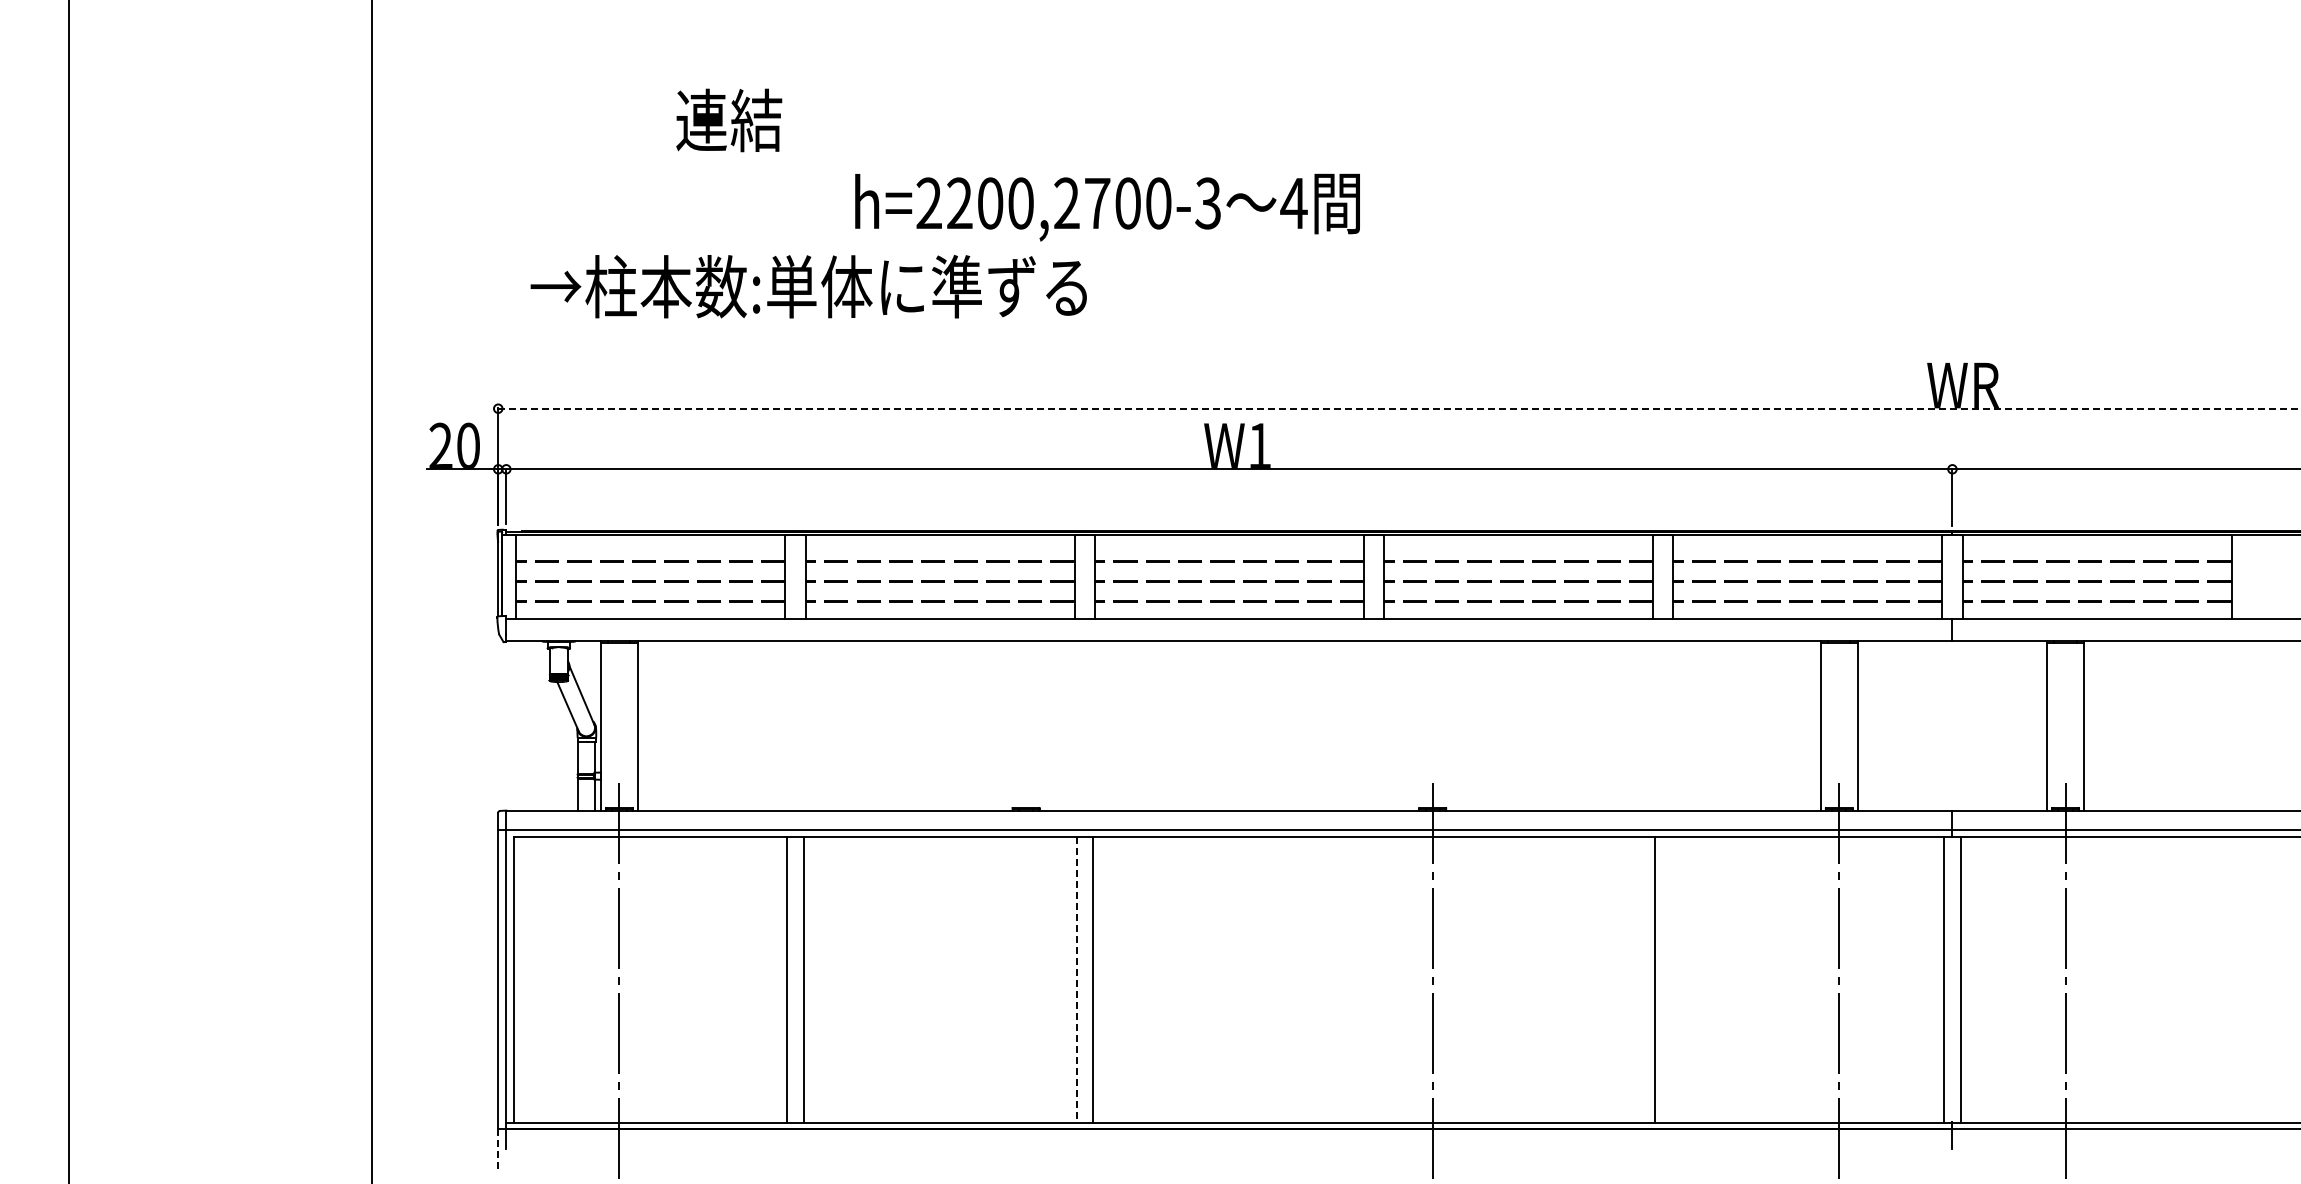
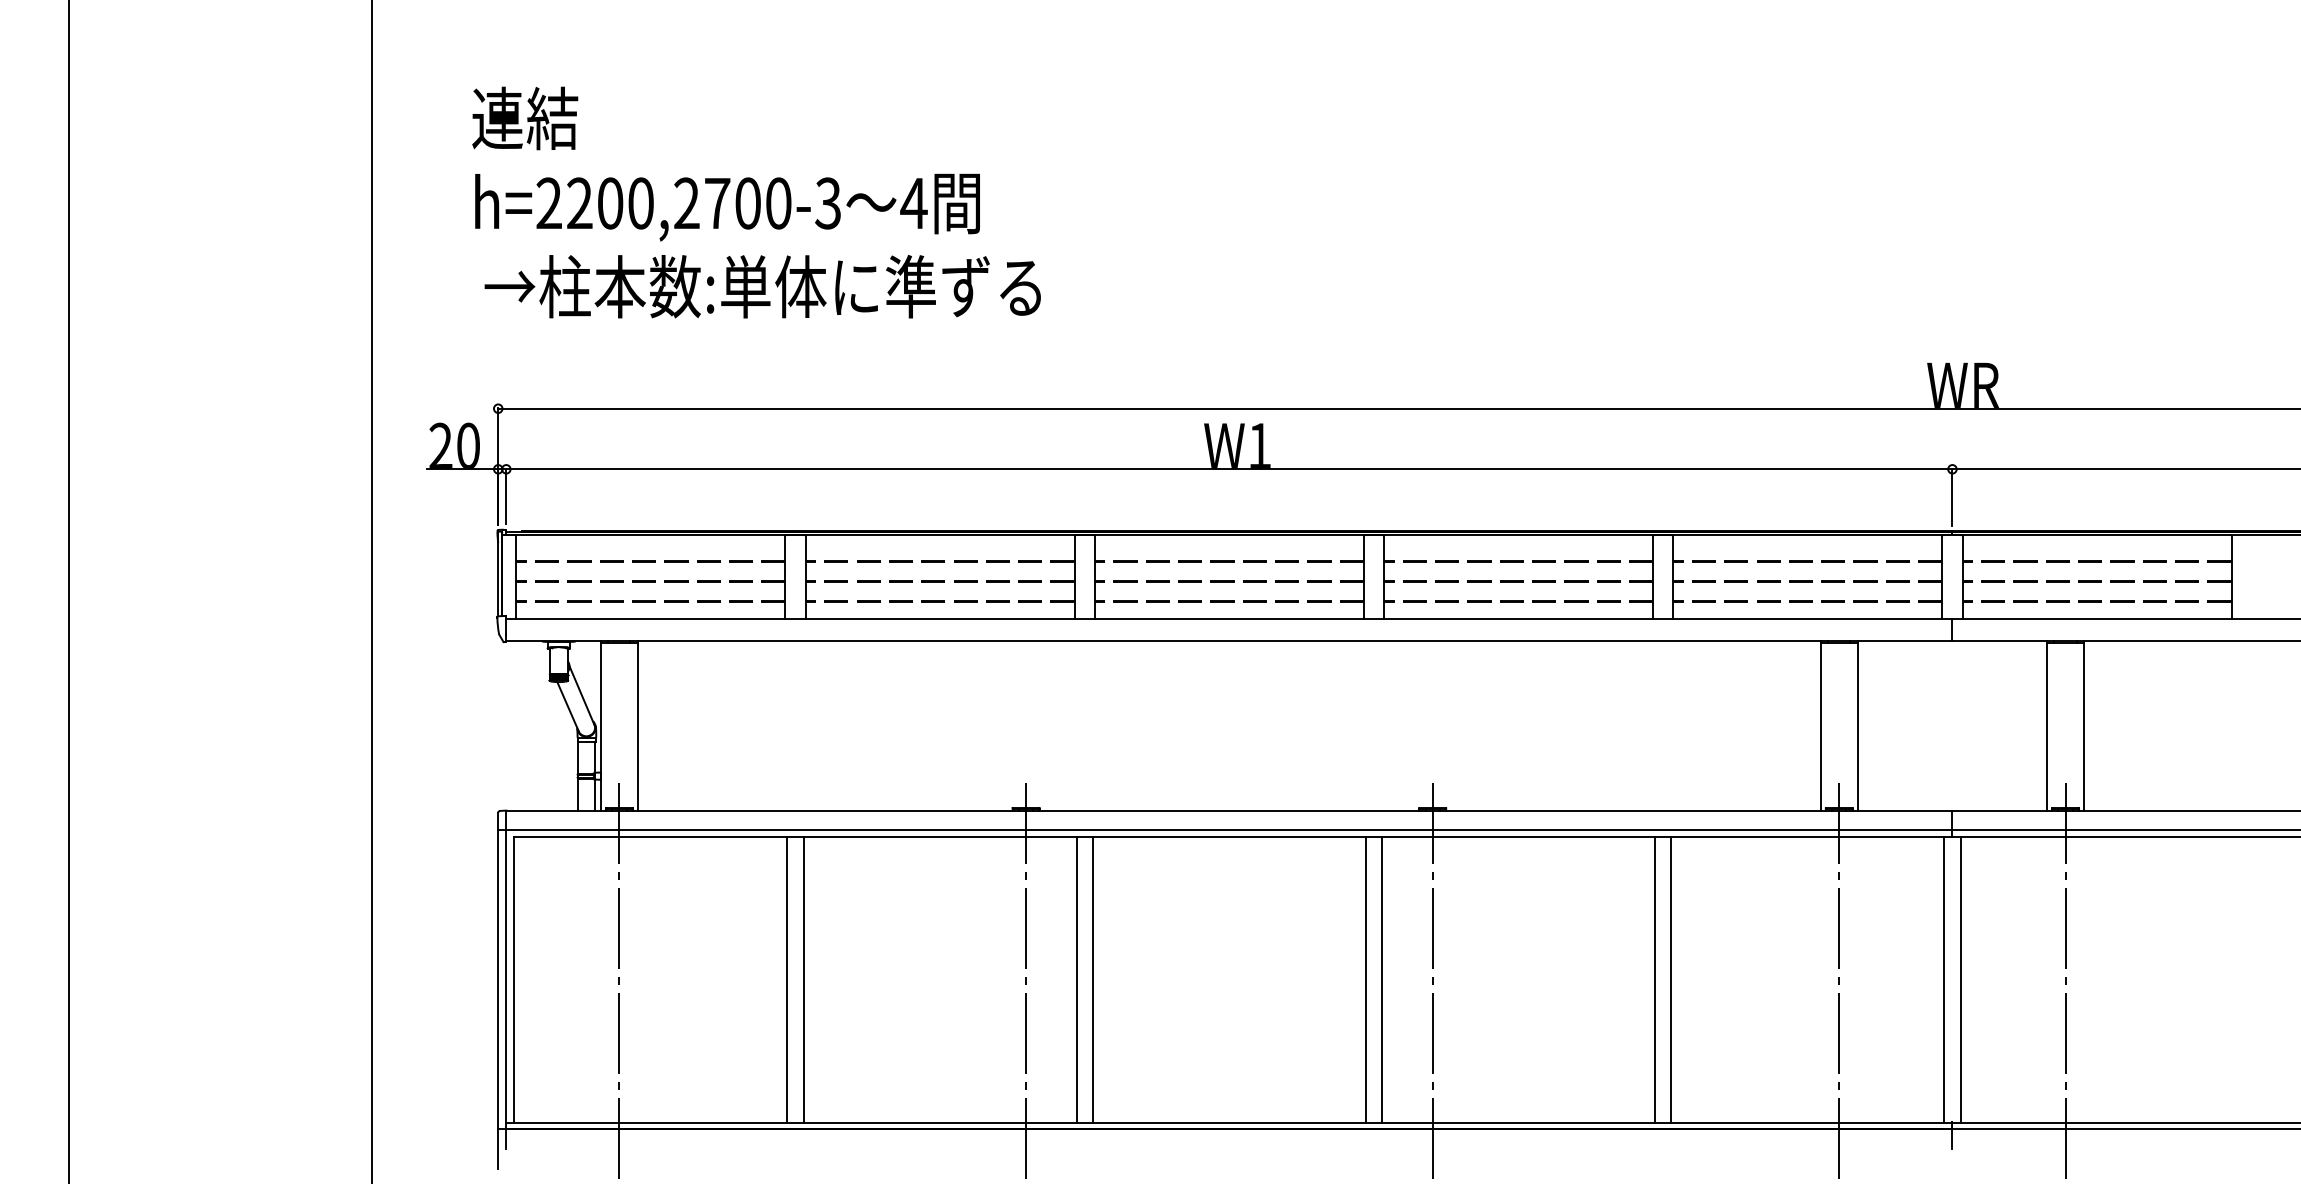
text position: (729, 120) -> (525, 118) (525, 118)
text position: (1107, 207) -> (727, 207) (727, 207)
text position: (808, 286) -> (762, 286) (762, 286)
line: dashed -> solid (1400, 408)
line: dashed -> solid (1076, 979)
line: none -> present (1365, 979)
line: none -> present (1382, 979)
line: none -> present (1671, 979)
line: none -> present (1026, 981)
line: dashed -> solid (497, 1148)
